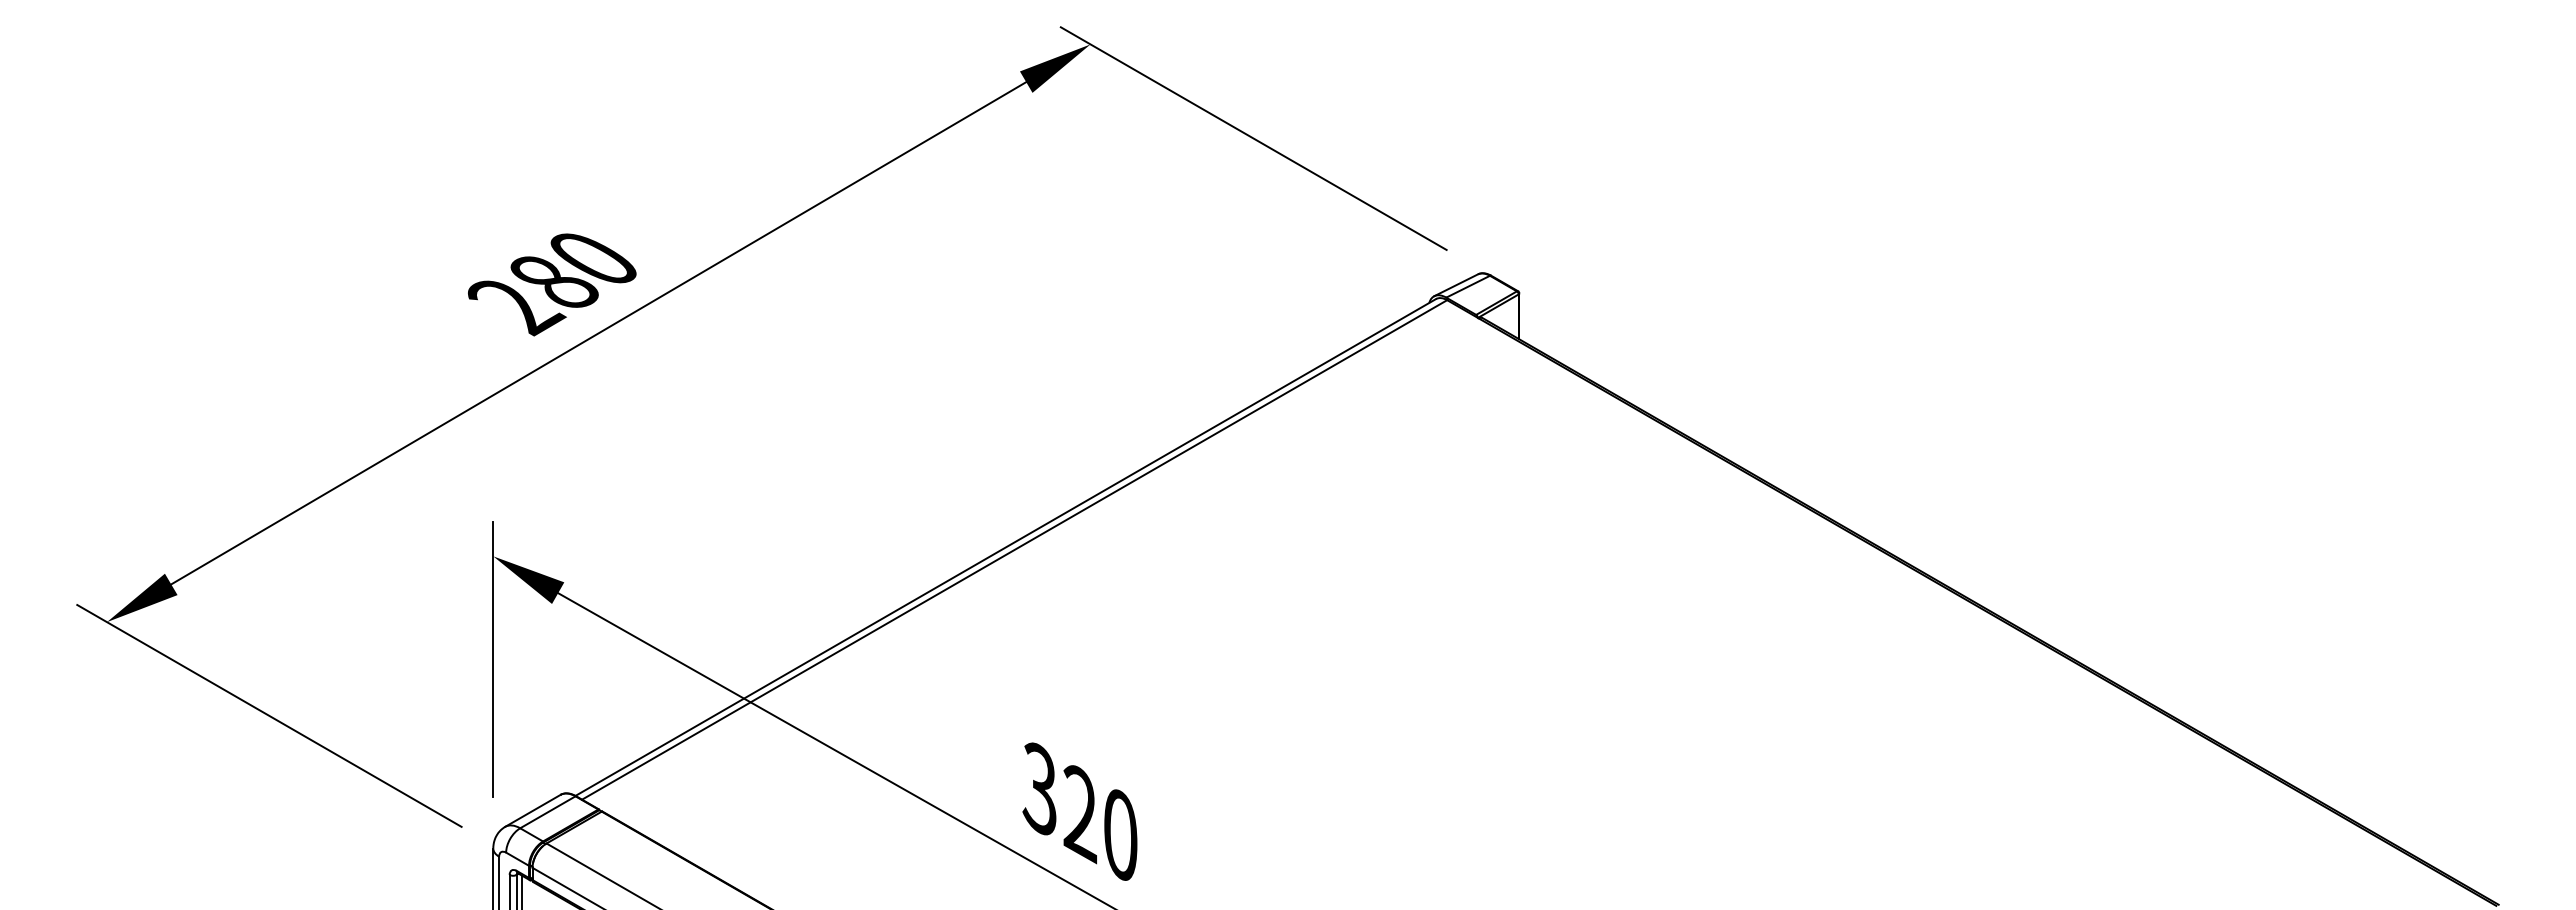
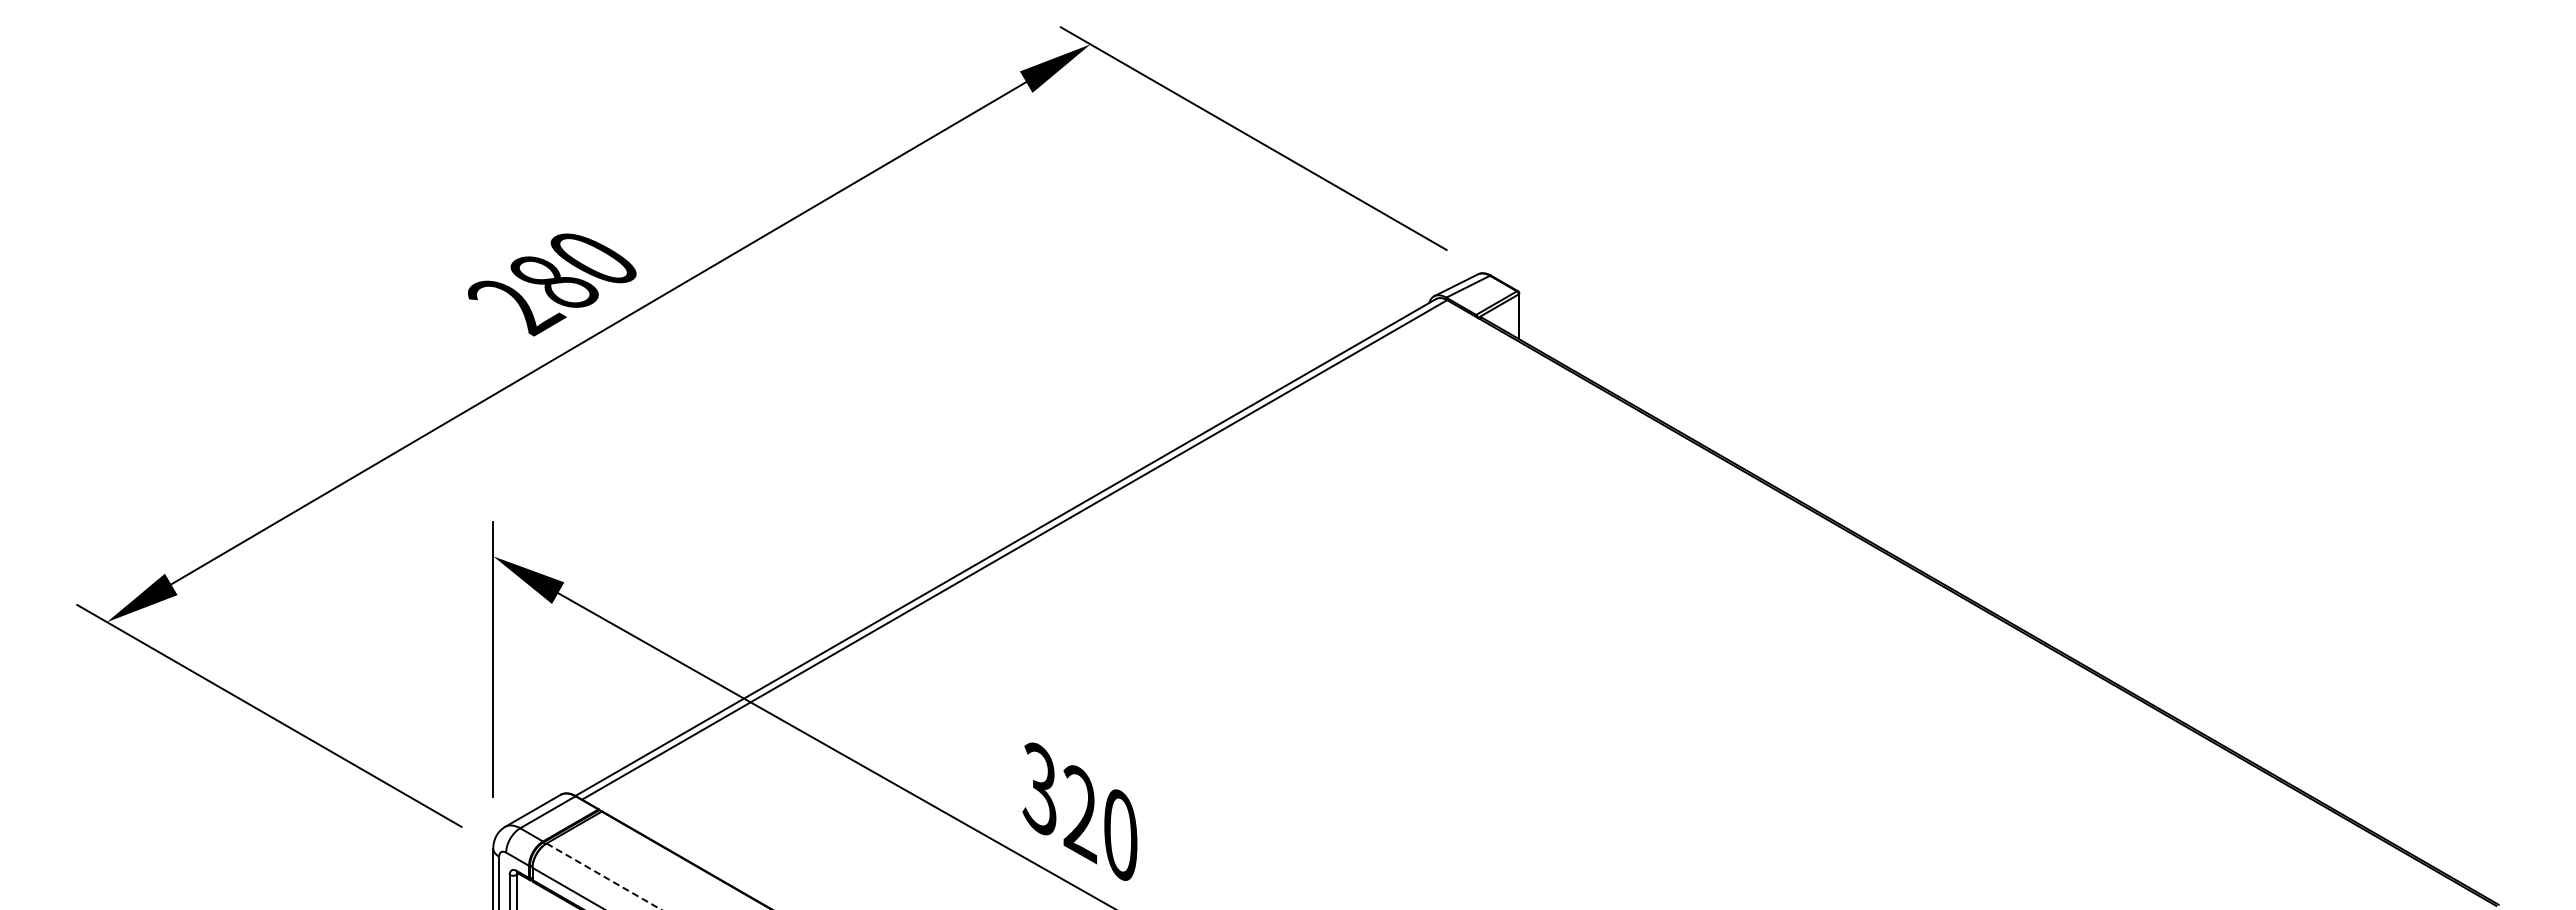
line: solid -> dashed (604, 876)
line: present -> none (521, 890)
